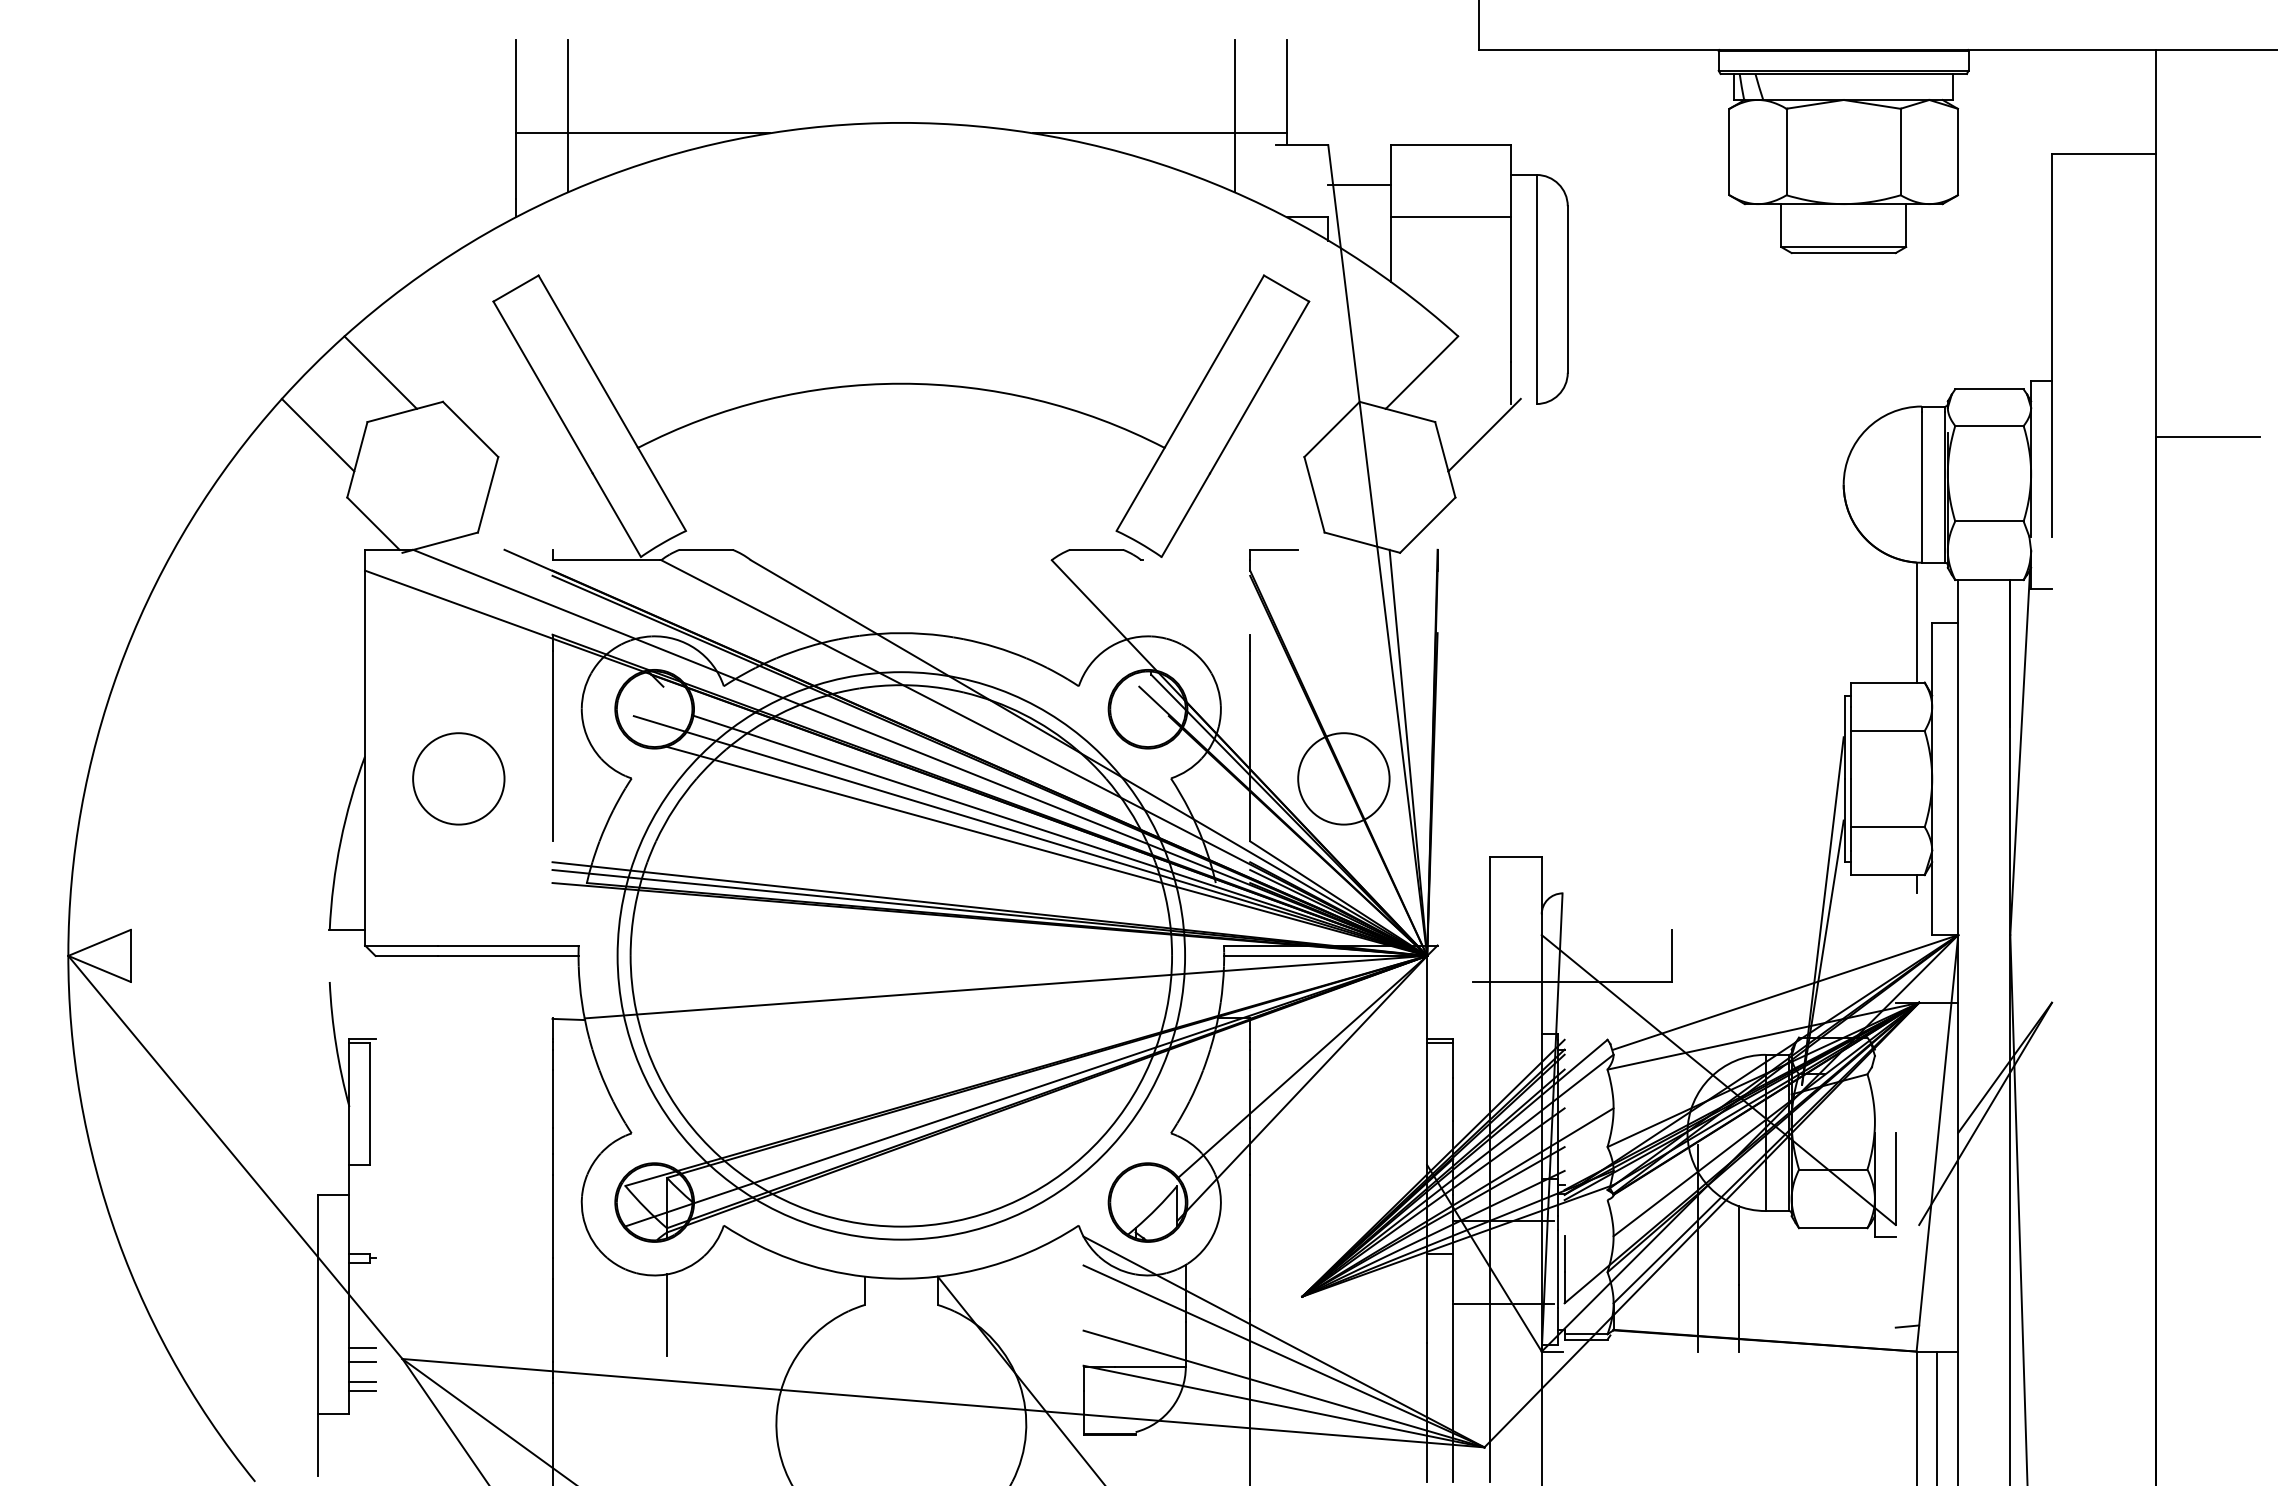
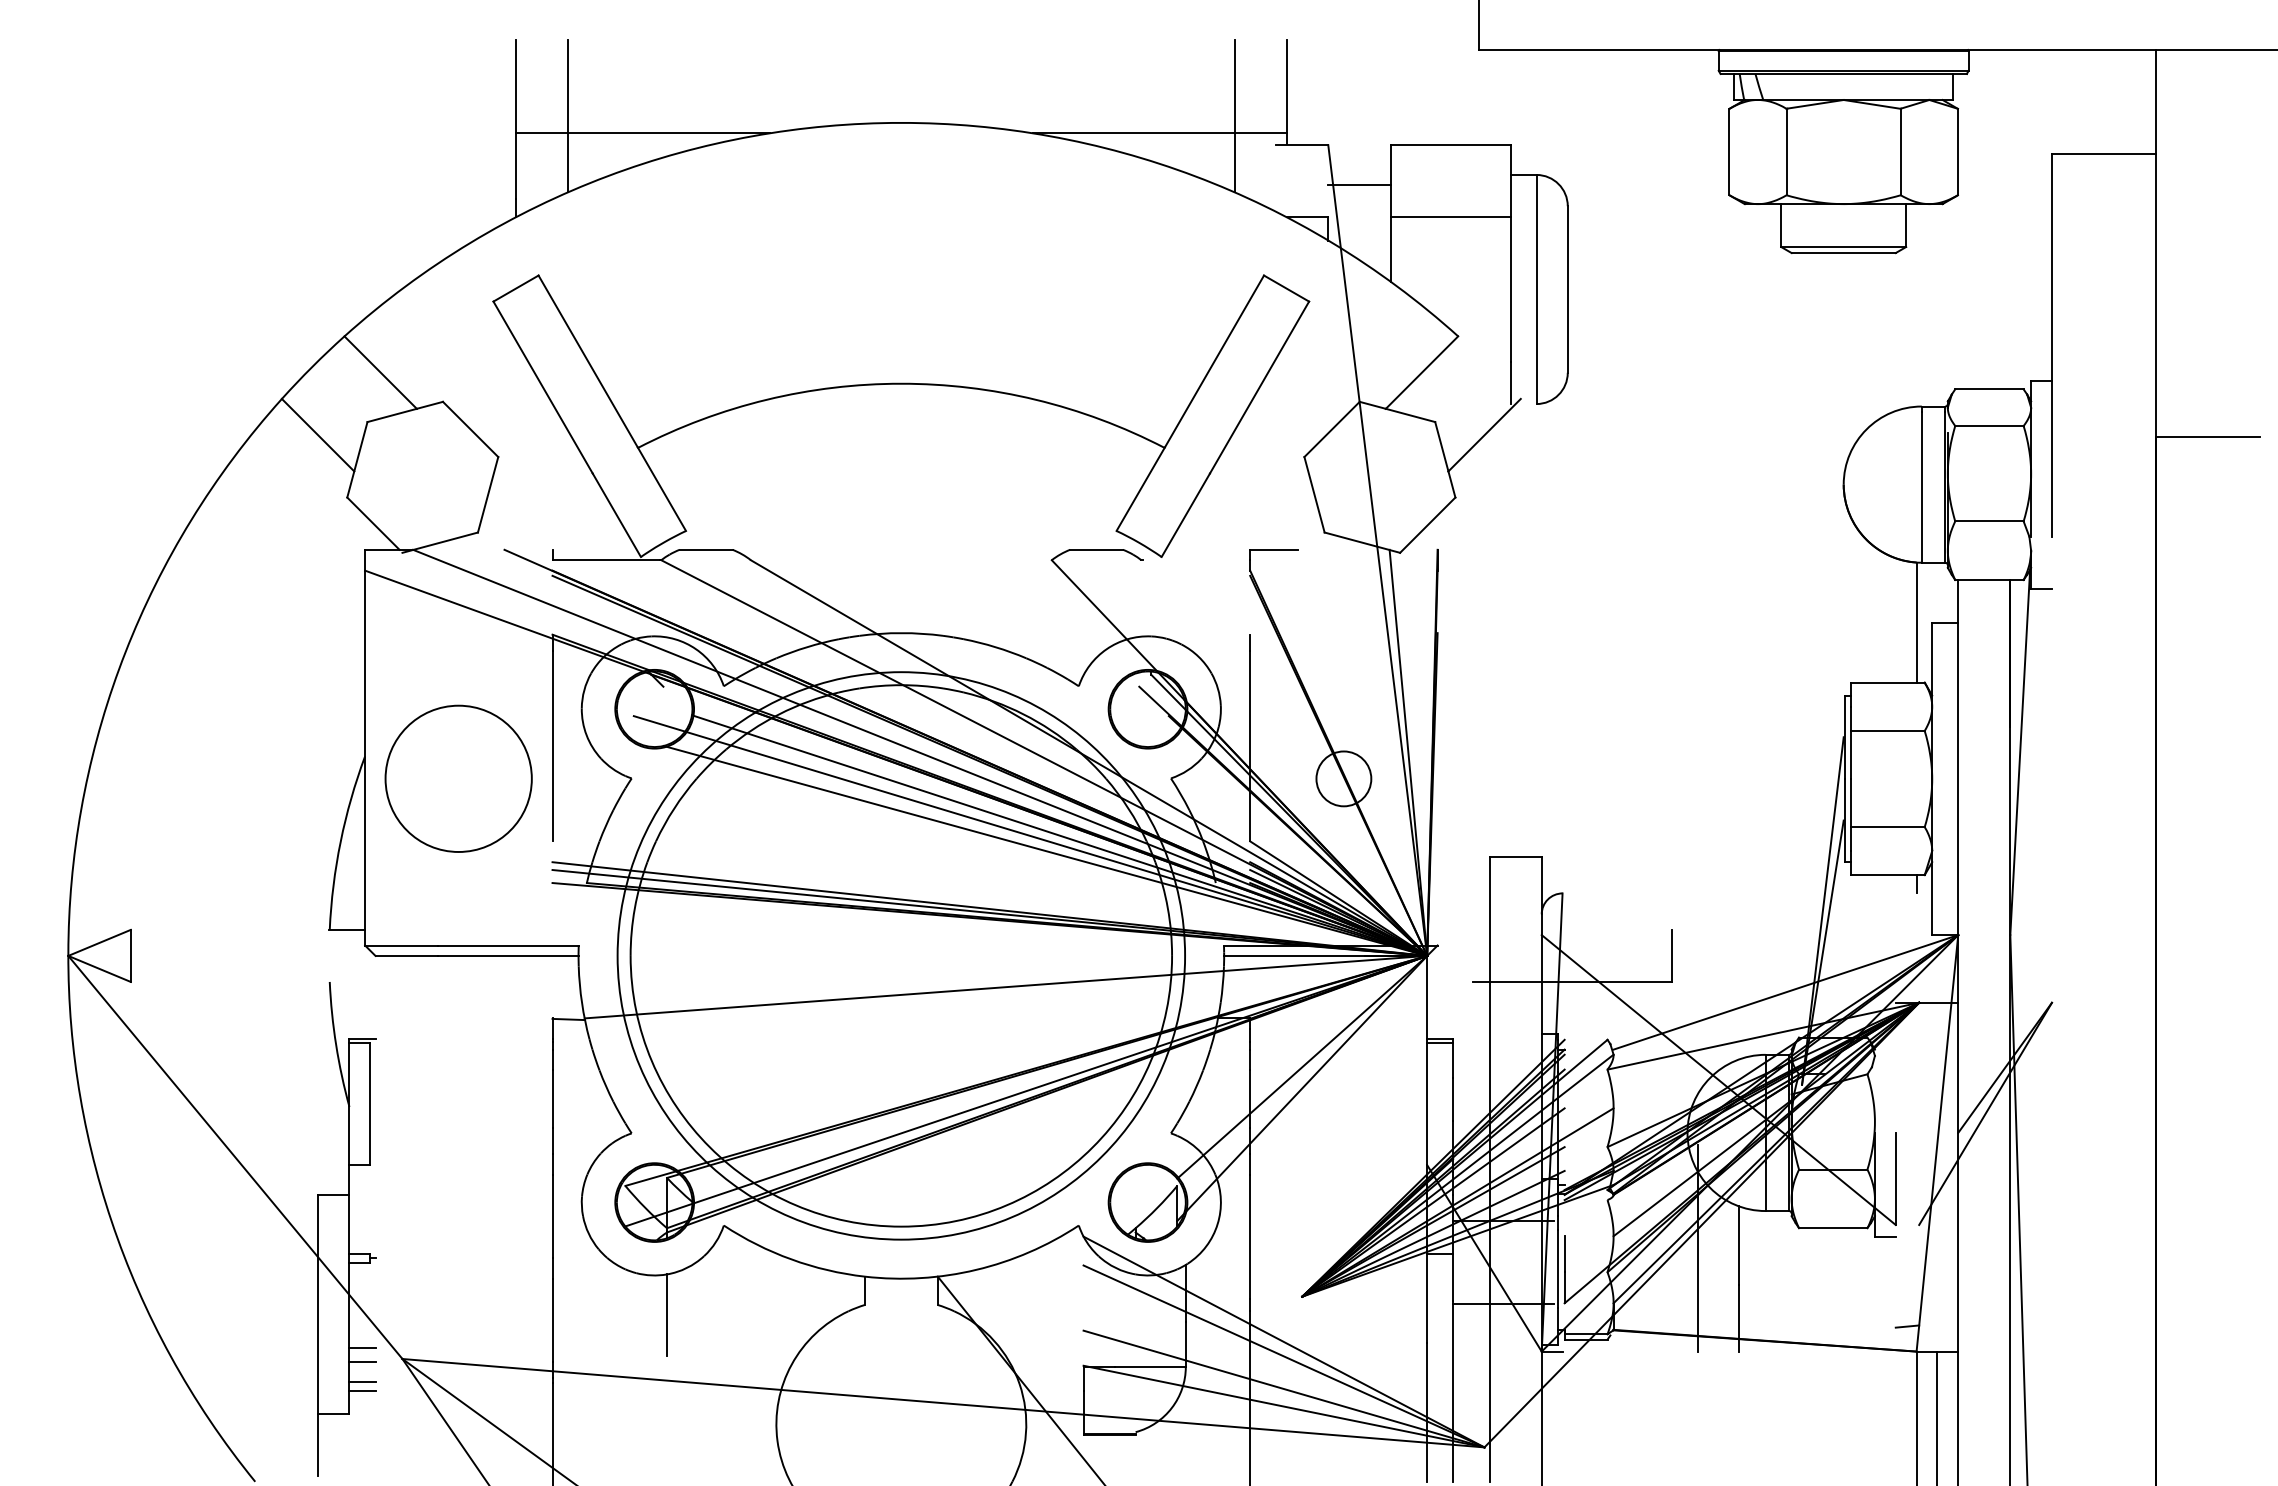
circle size: 94x94 px -> 149x149 px (458, 778)
circle diameter: 91 px -> 55 px (1343, 778)
